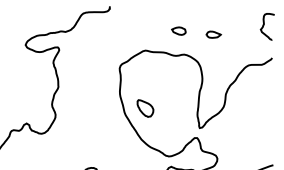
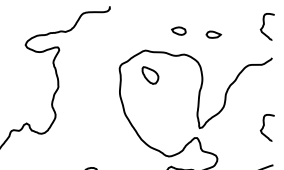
part position: (145, 108) -> (150, 75) (150, 75)
curve: none -> present (264, 126)
